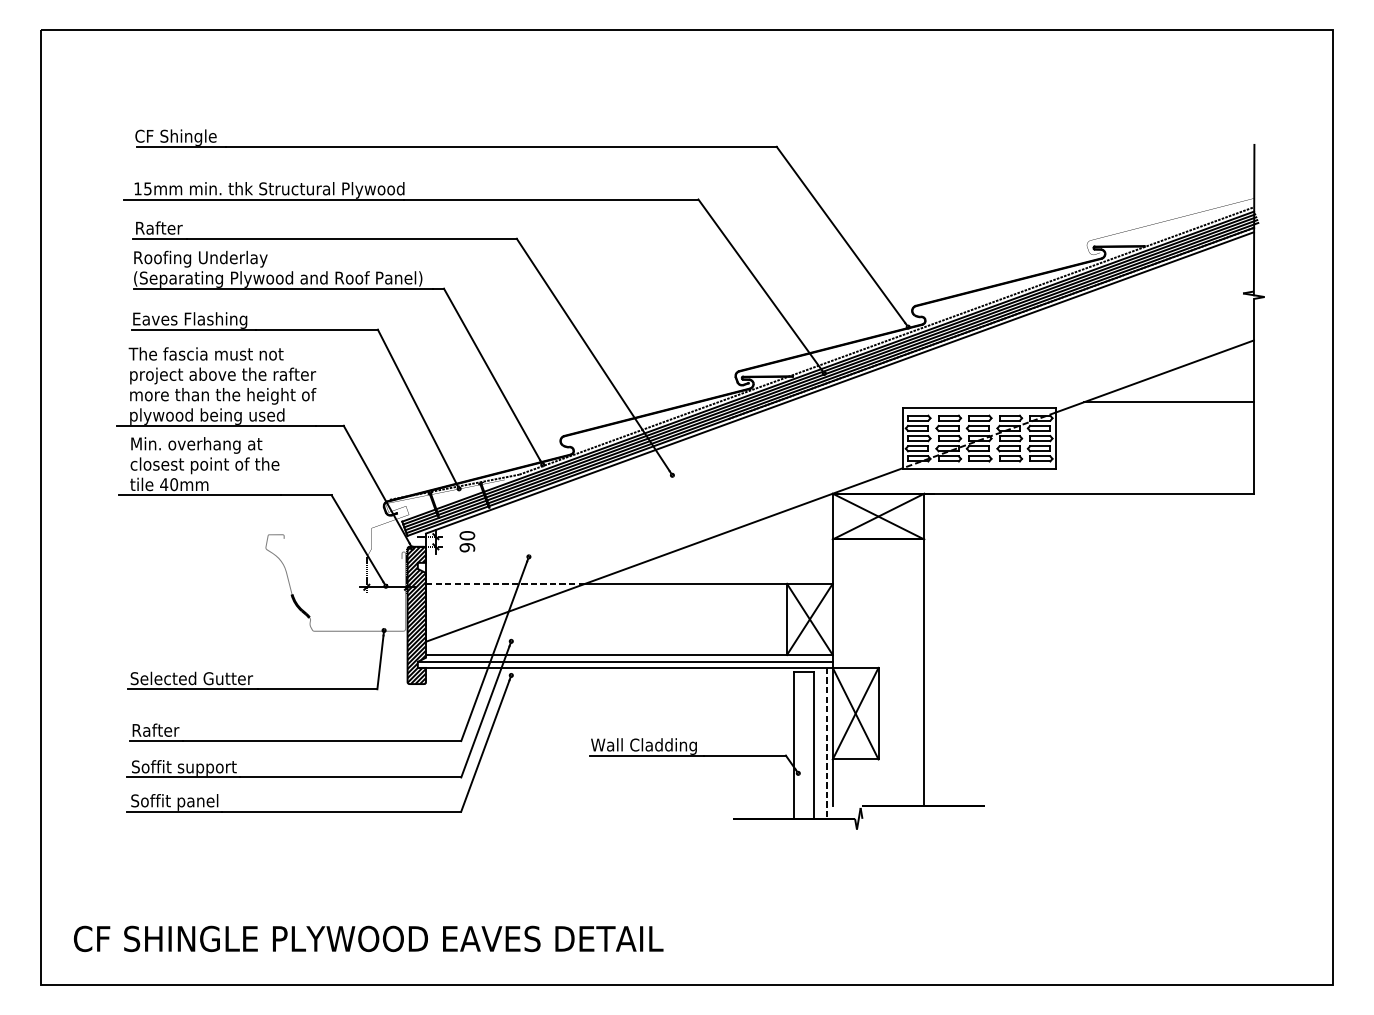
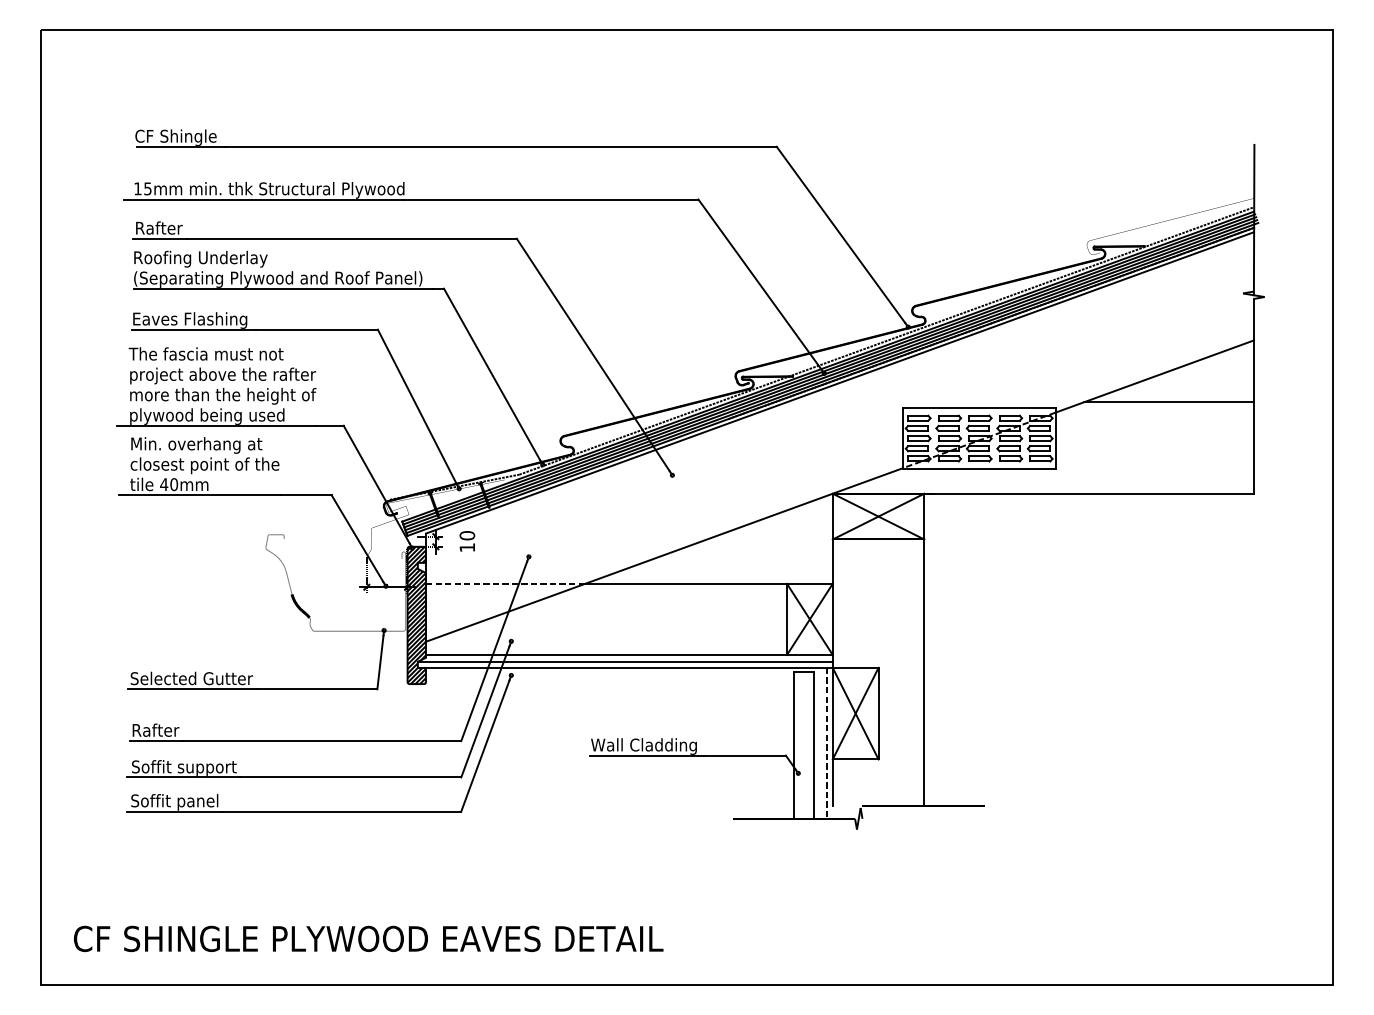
text: 90 -> 10 (467, 547)
